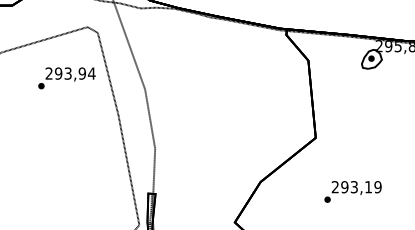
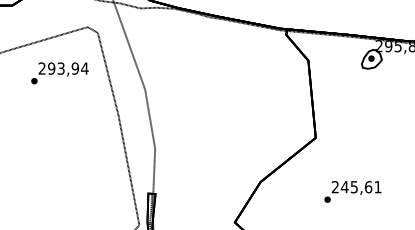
text position: (66, 78) -> (59, 73) (59, 73)
text: 293,19 -> 245,61 (360, 187)
